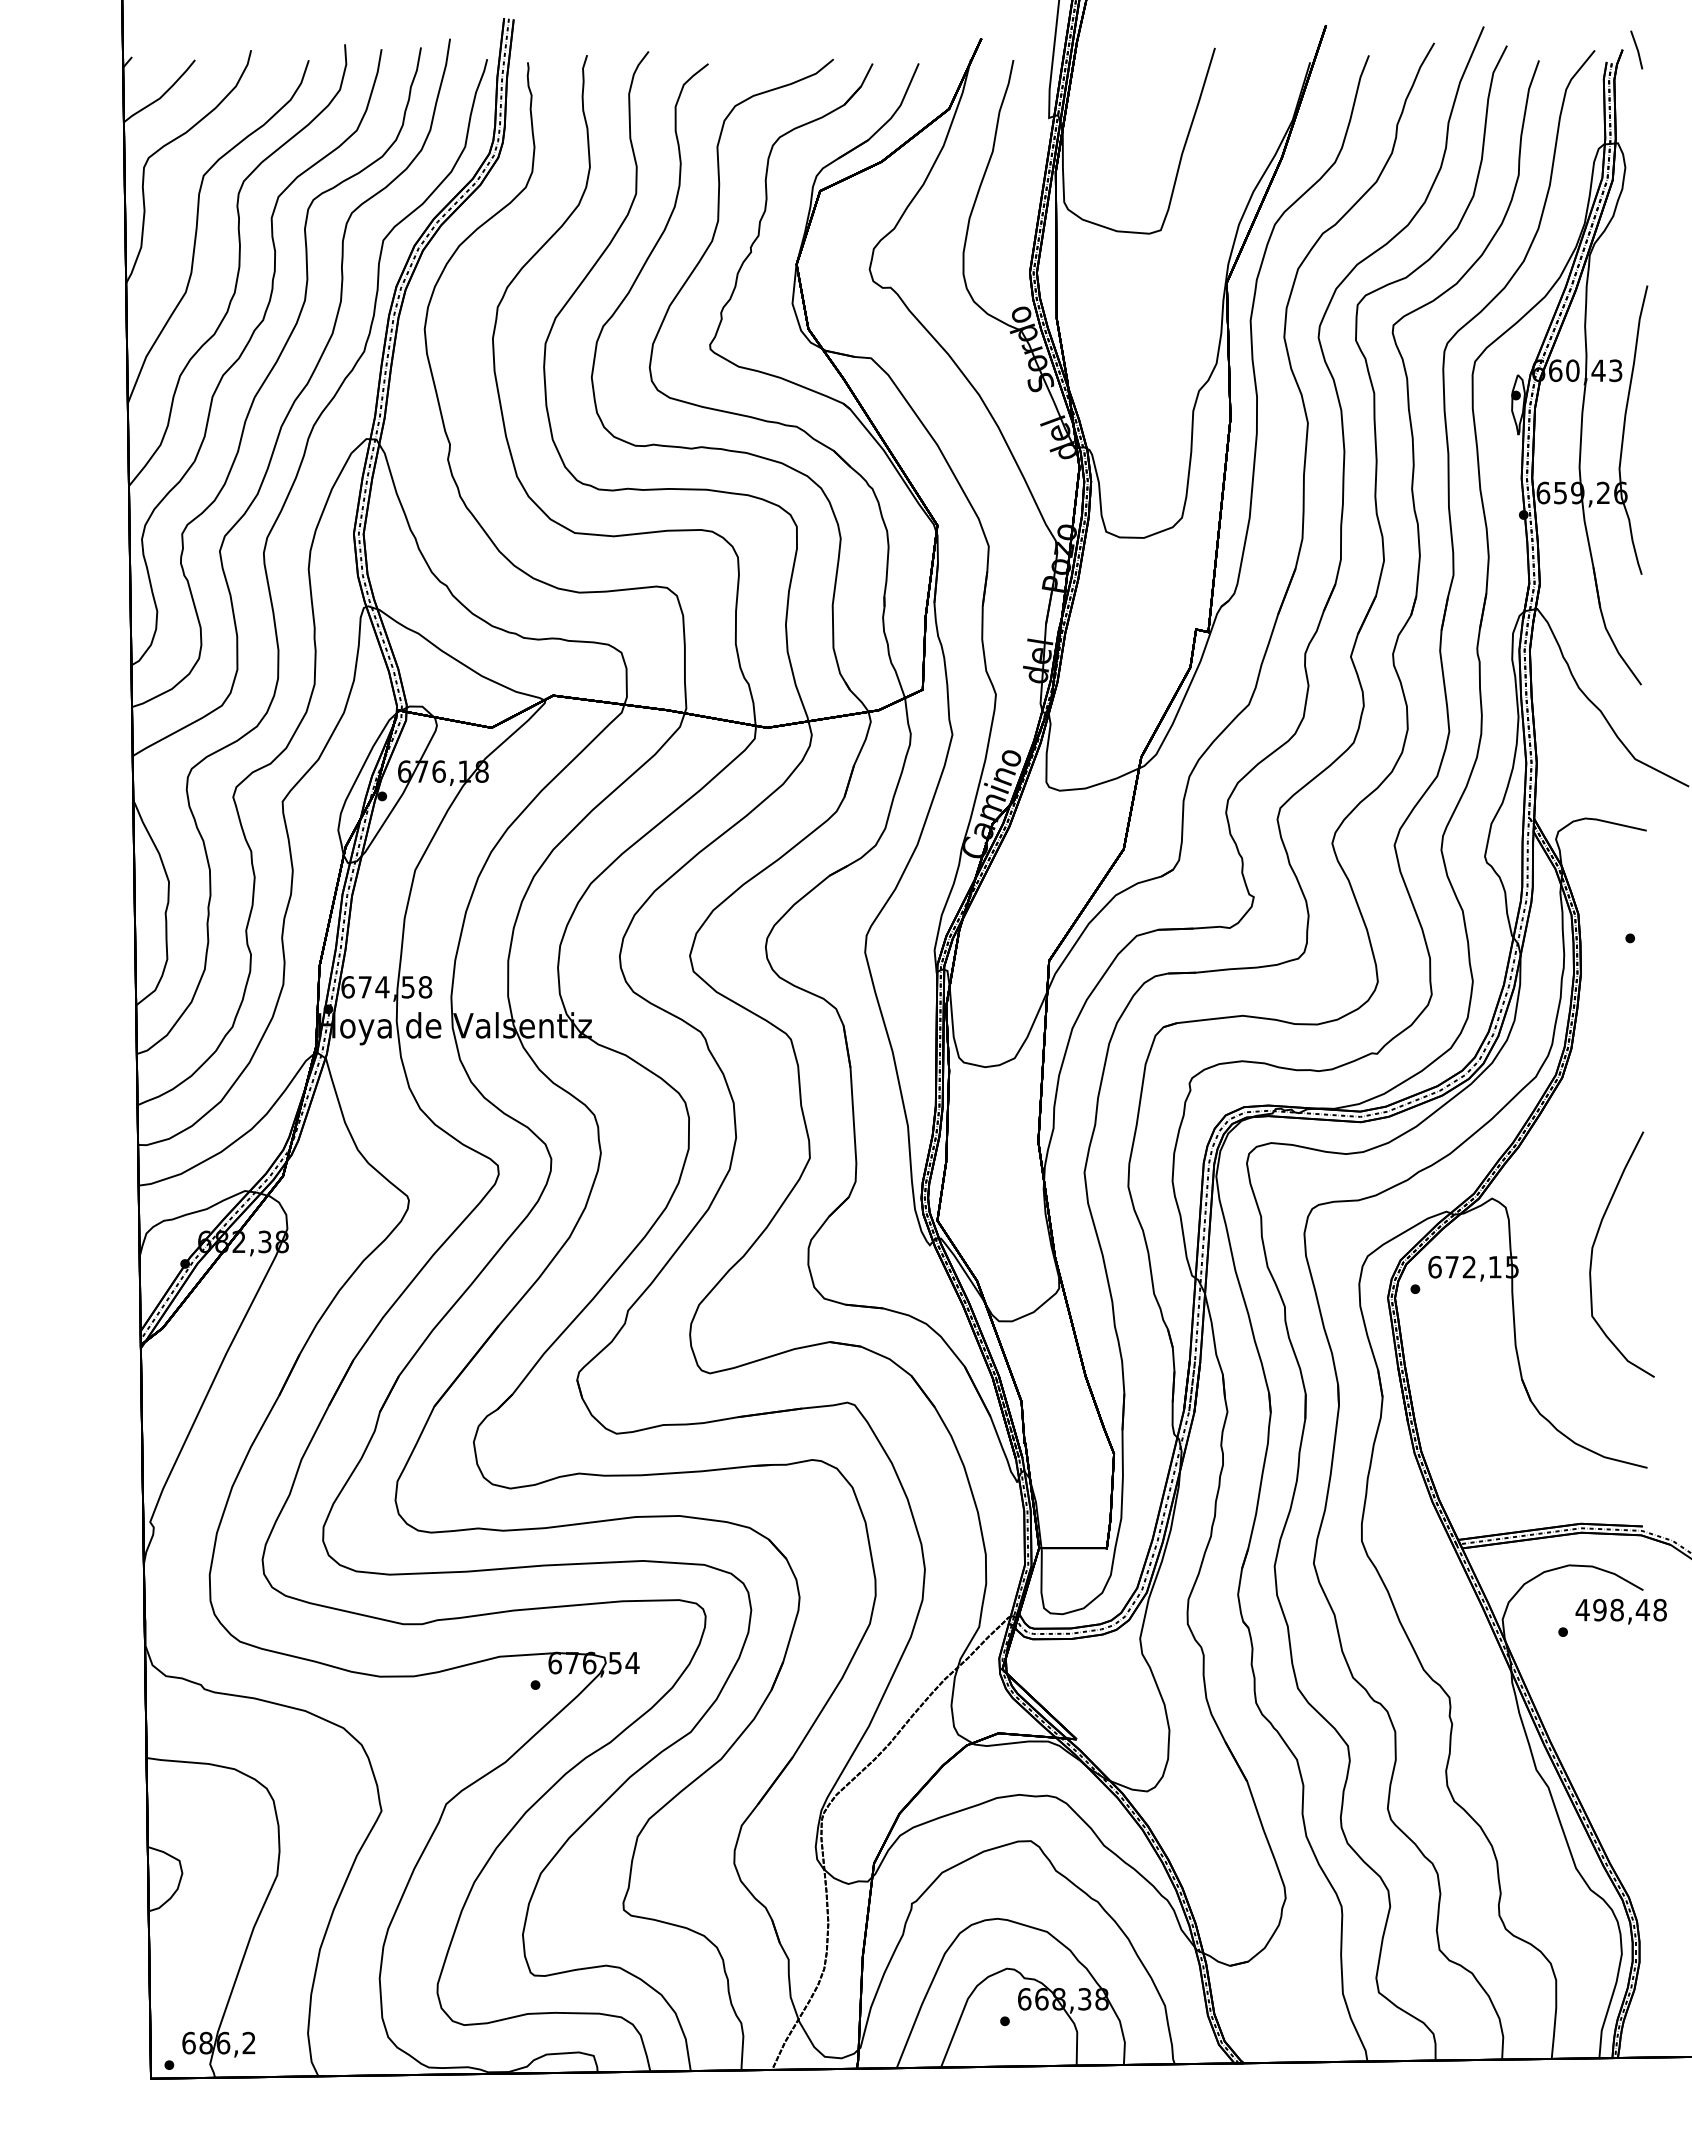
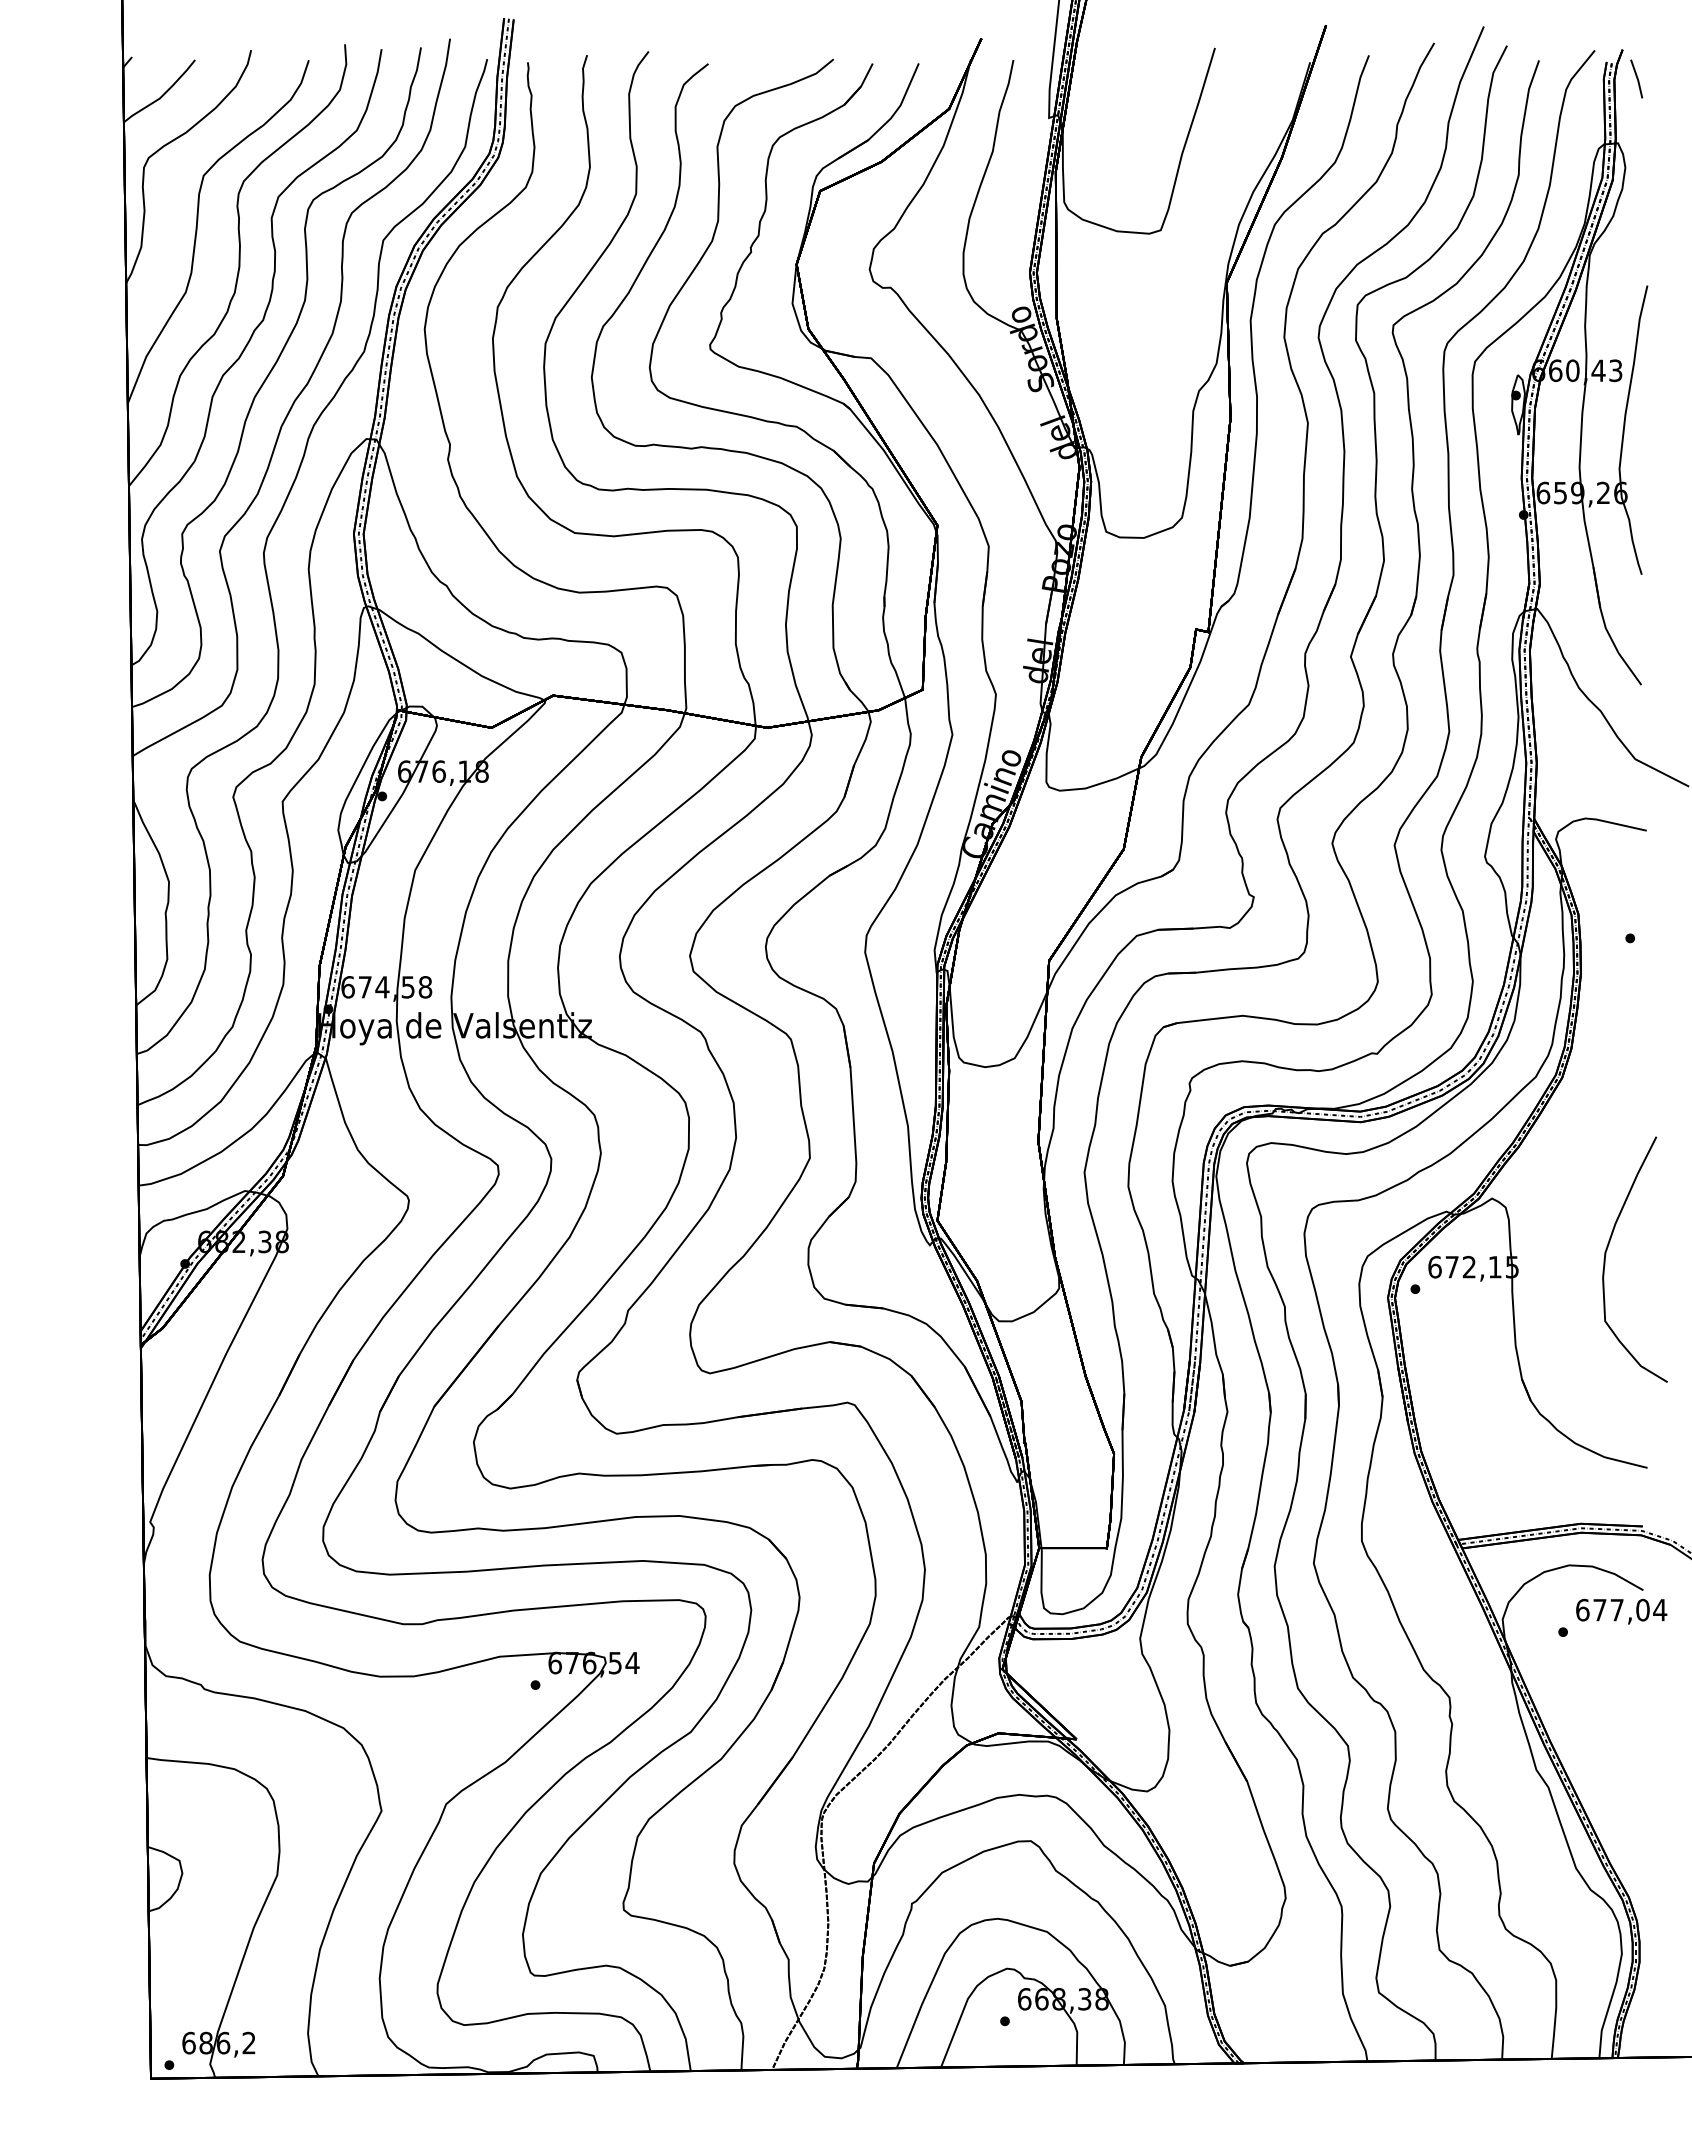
line position: (1636, 49) -> (1636, 78) (1636, 78)
curve position: (1593, 1249) -> (1606, 1254) (1606, 1254)
text: 498,48 -> 677,04 (1621, 1609)
